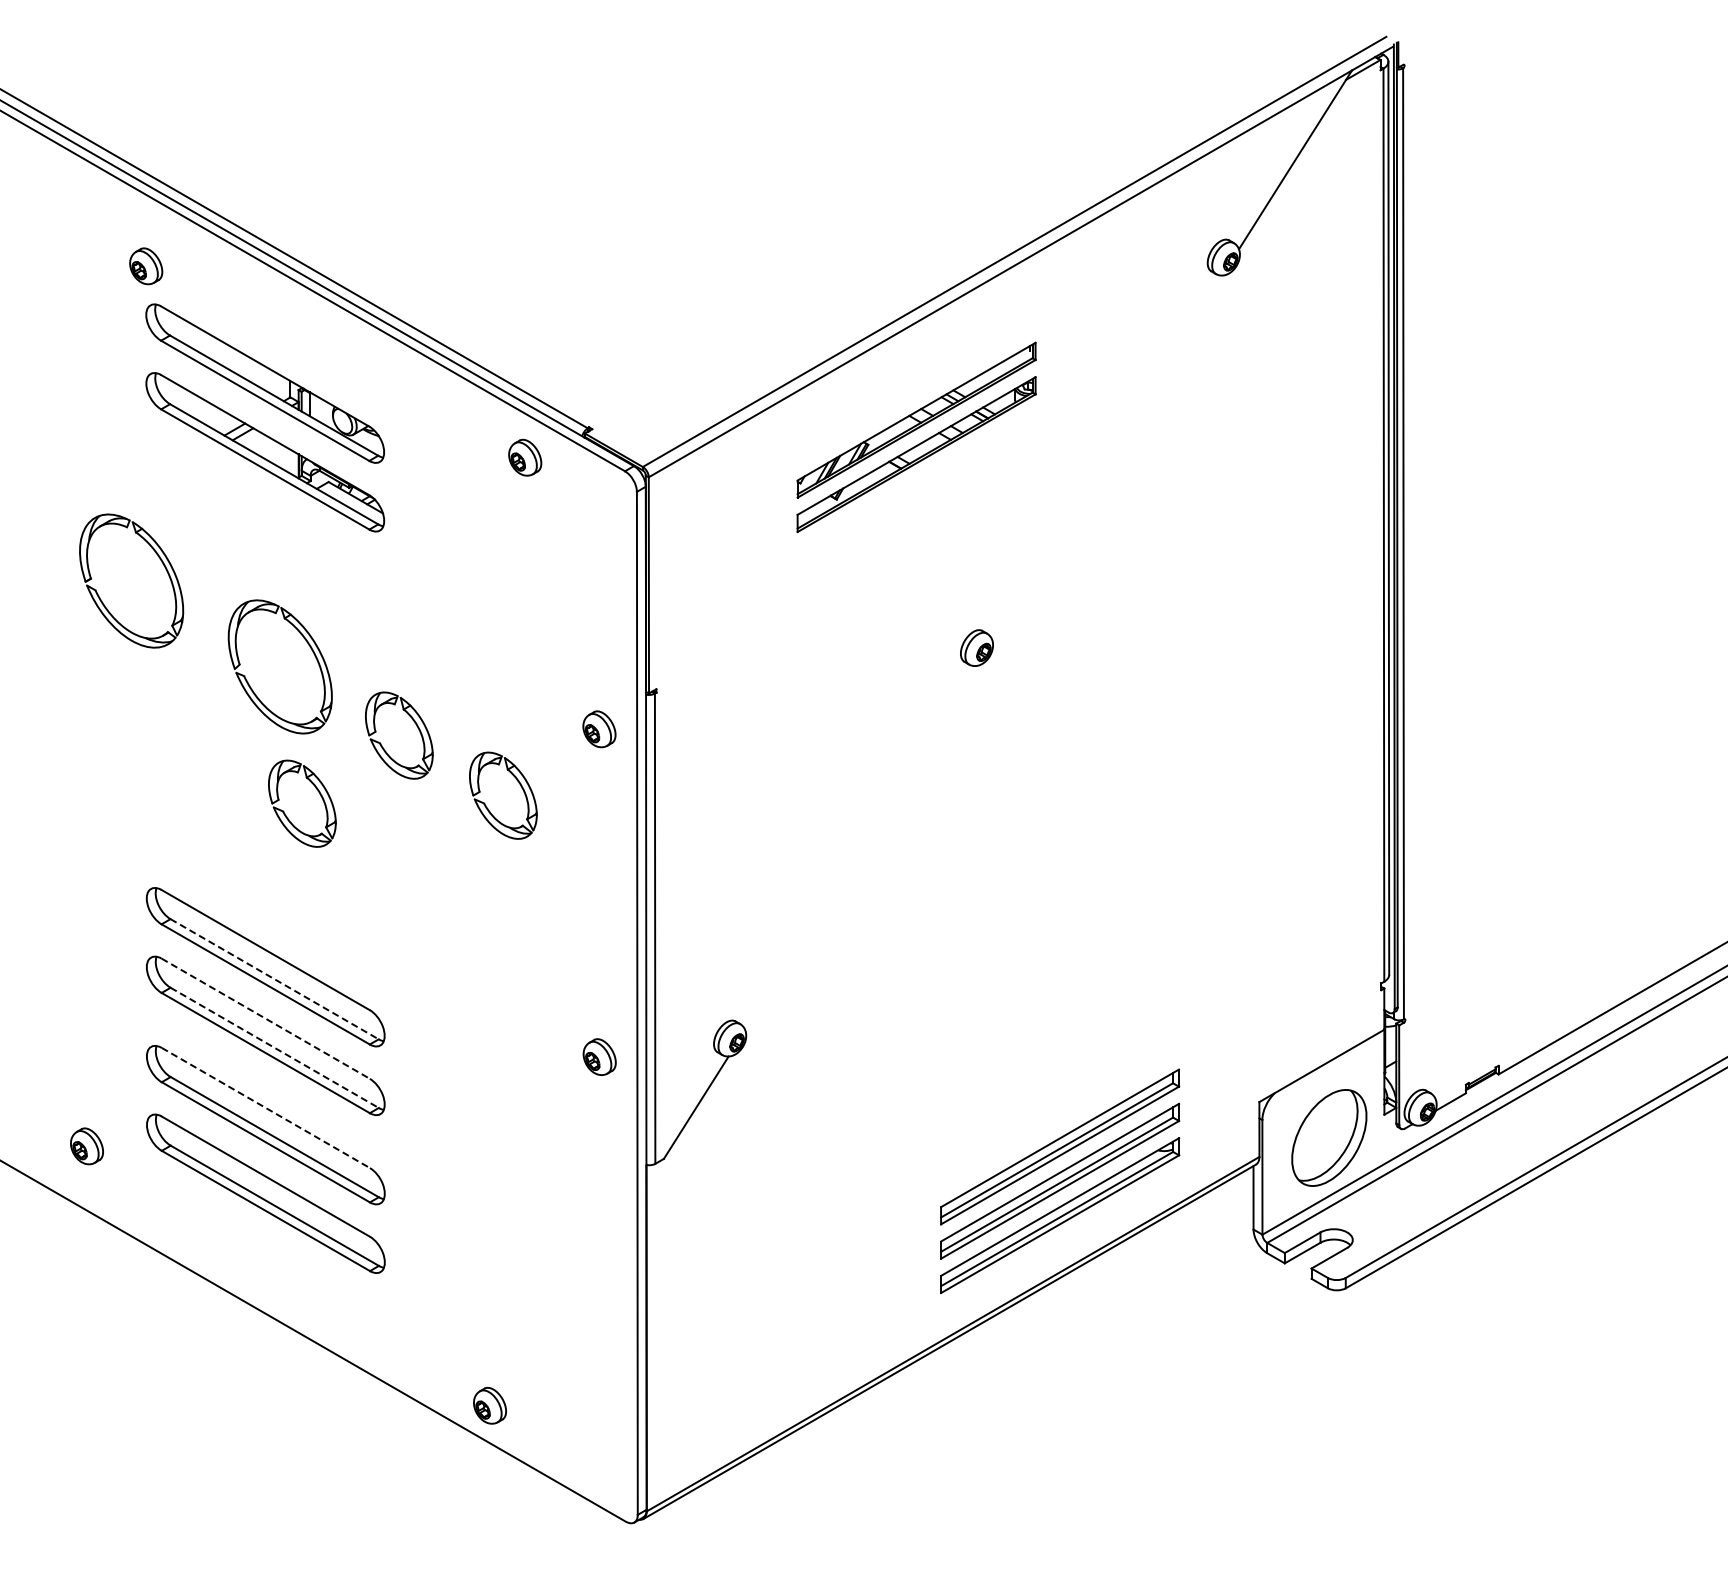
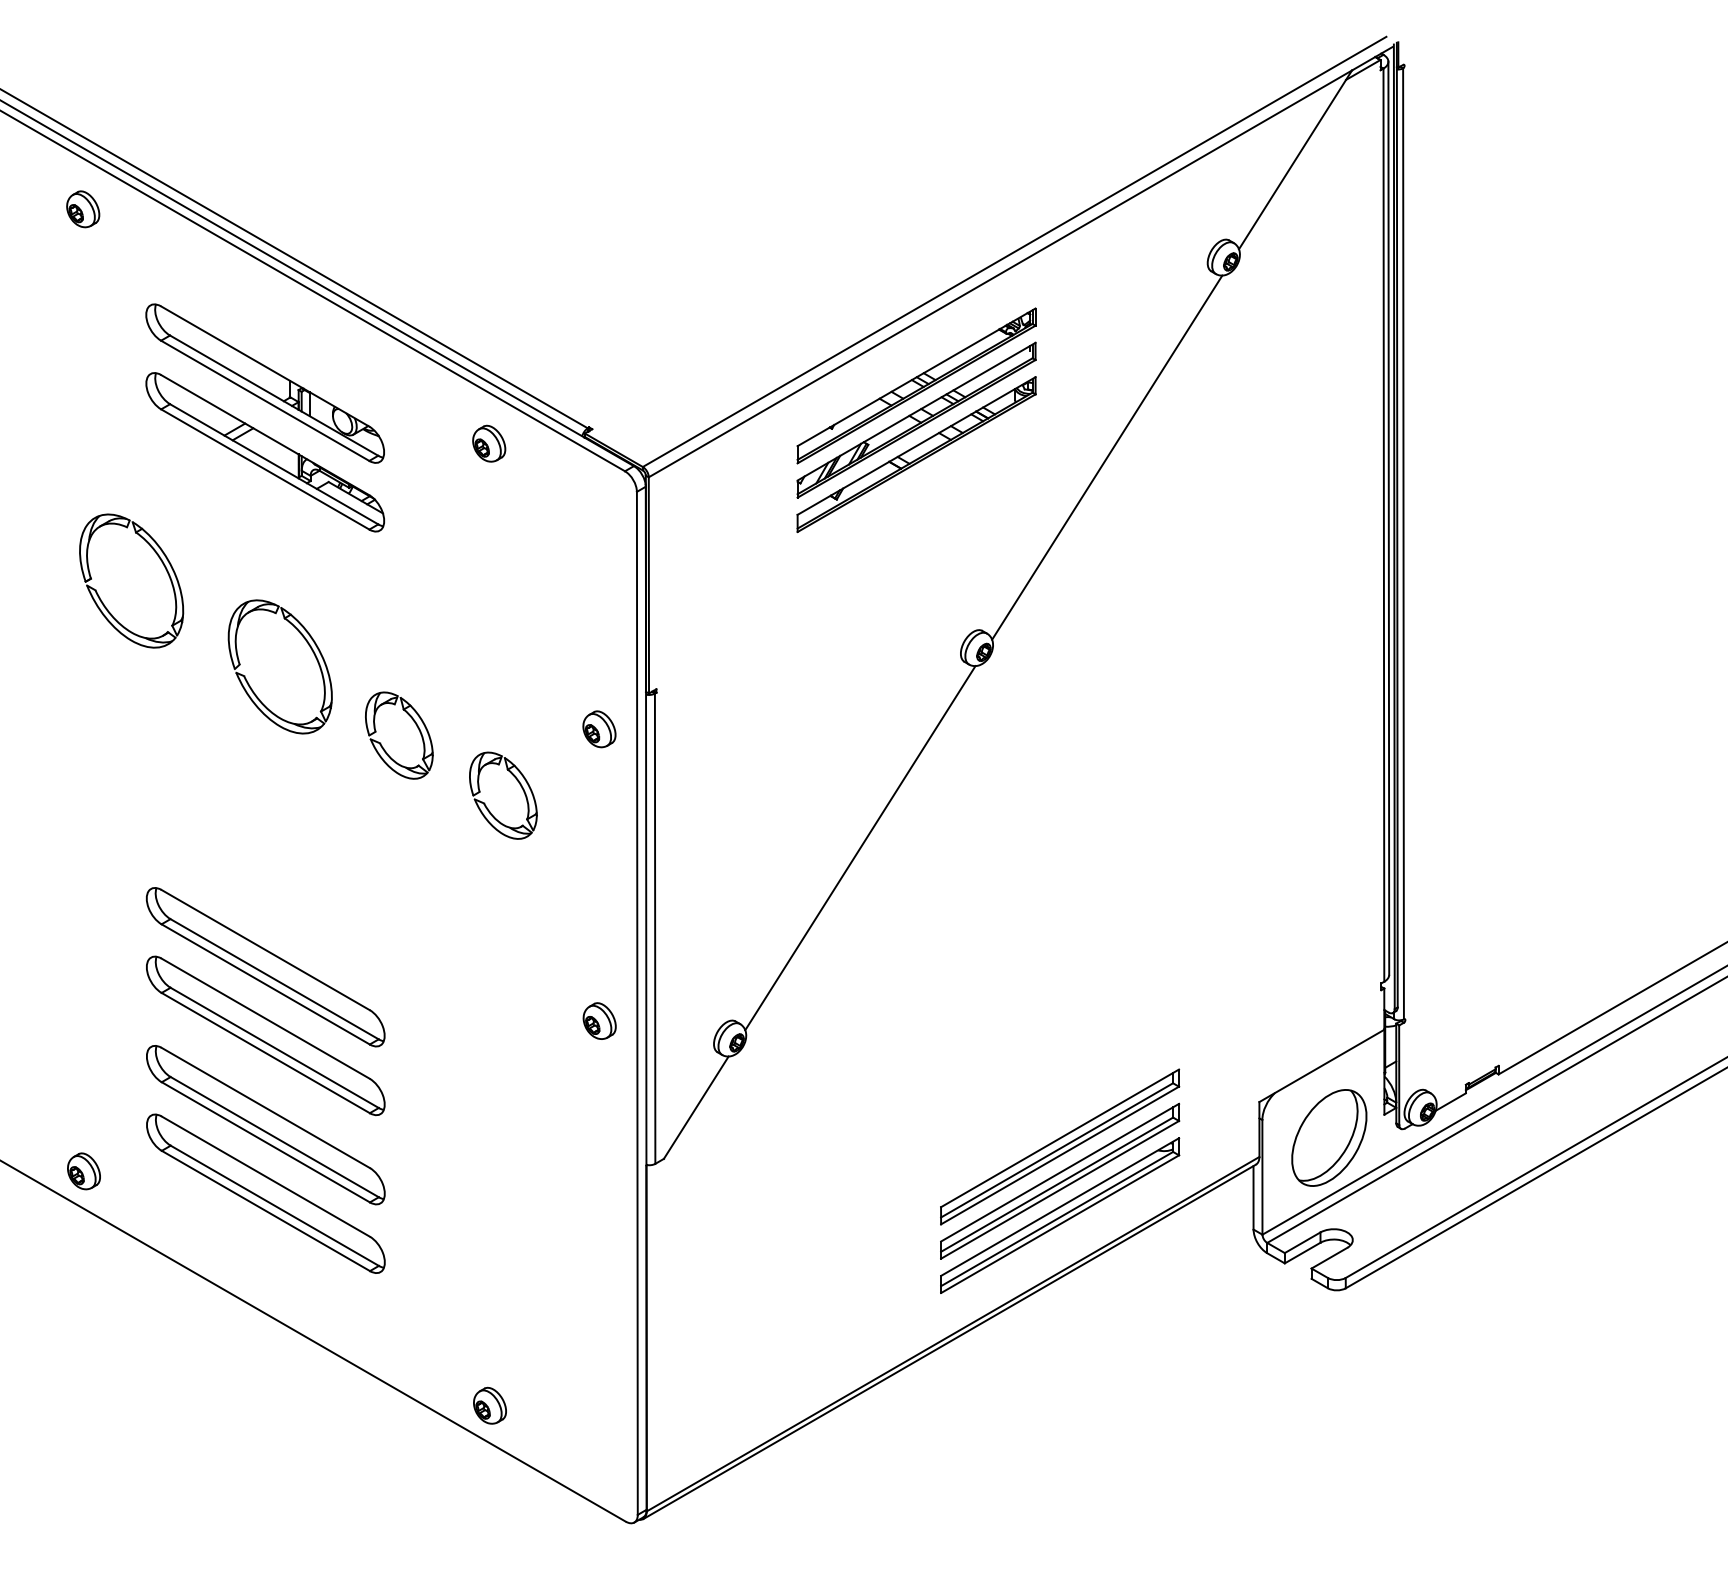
part position: (146, 266) -> (83, 209) (83, 209)
part: none -> present (916, 385)
part position: (525, 457) -> (489, 443) (489, 443)
line: none -> present (1107, 457)
part: present -> none (319, 794)
line: none -> present (860, 848)
line: dashed -> solid (275, 979)
line: dashed -> solid (266, 1018)
line: dashed -> solid (275, 1048)
part position: (599, 1056) -> (599, 1020) (599, 1020)
line: dashed -> solid (266, 1108)
part position: (86, 1146) -> (83, 1171) (83, 1171)
